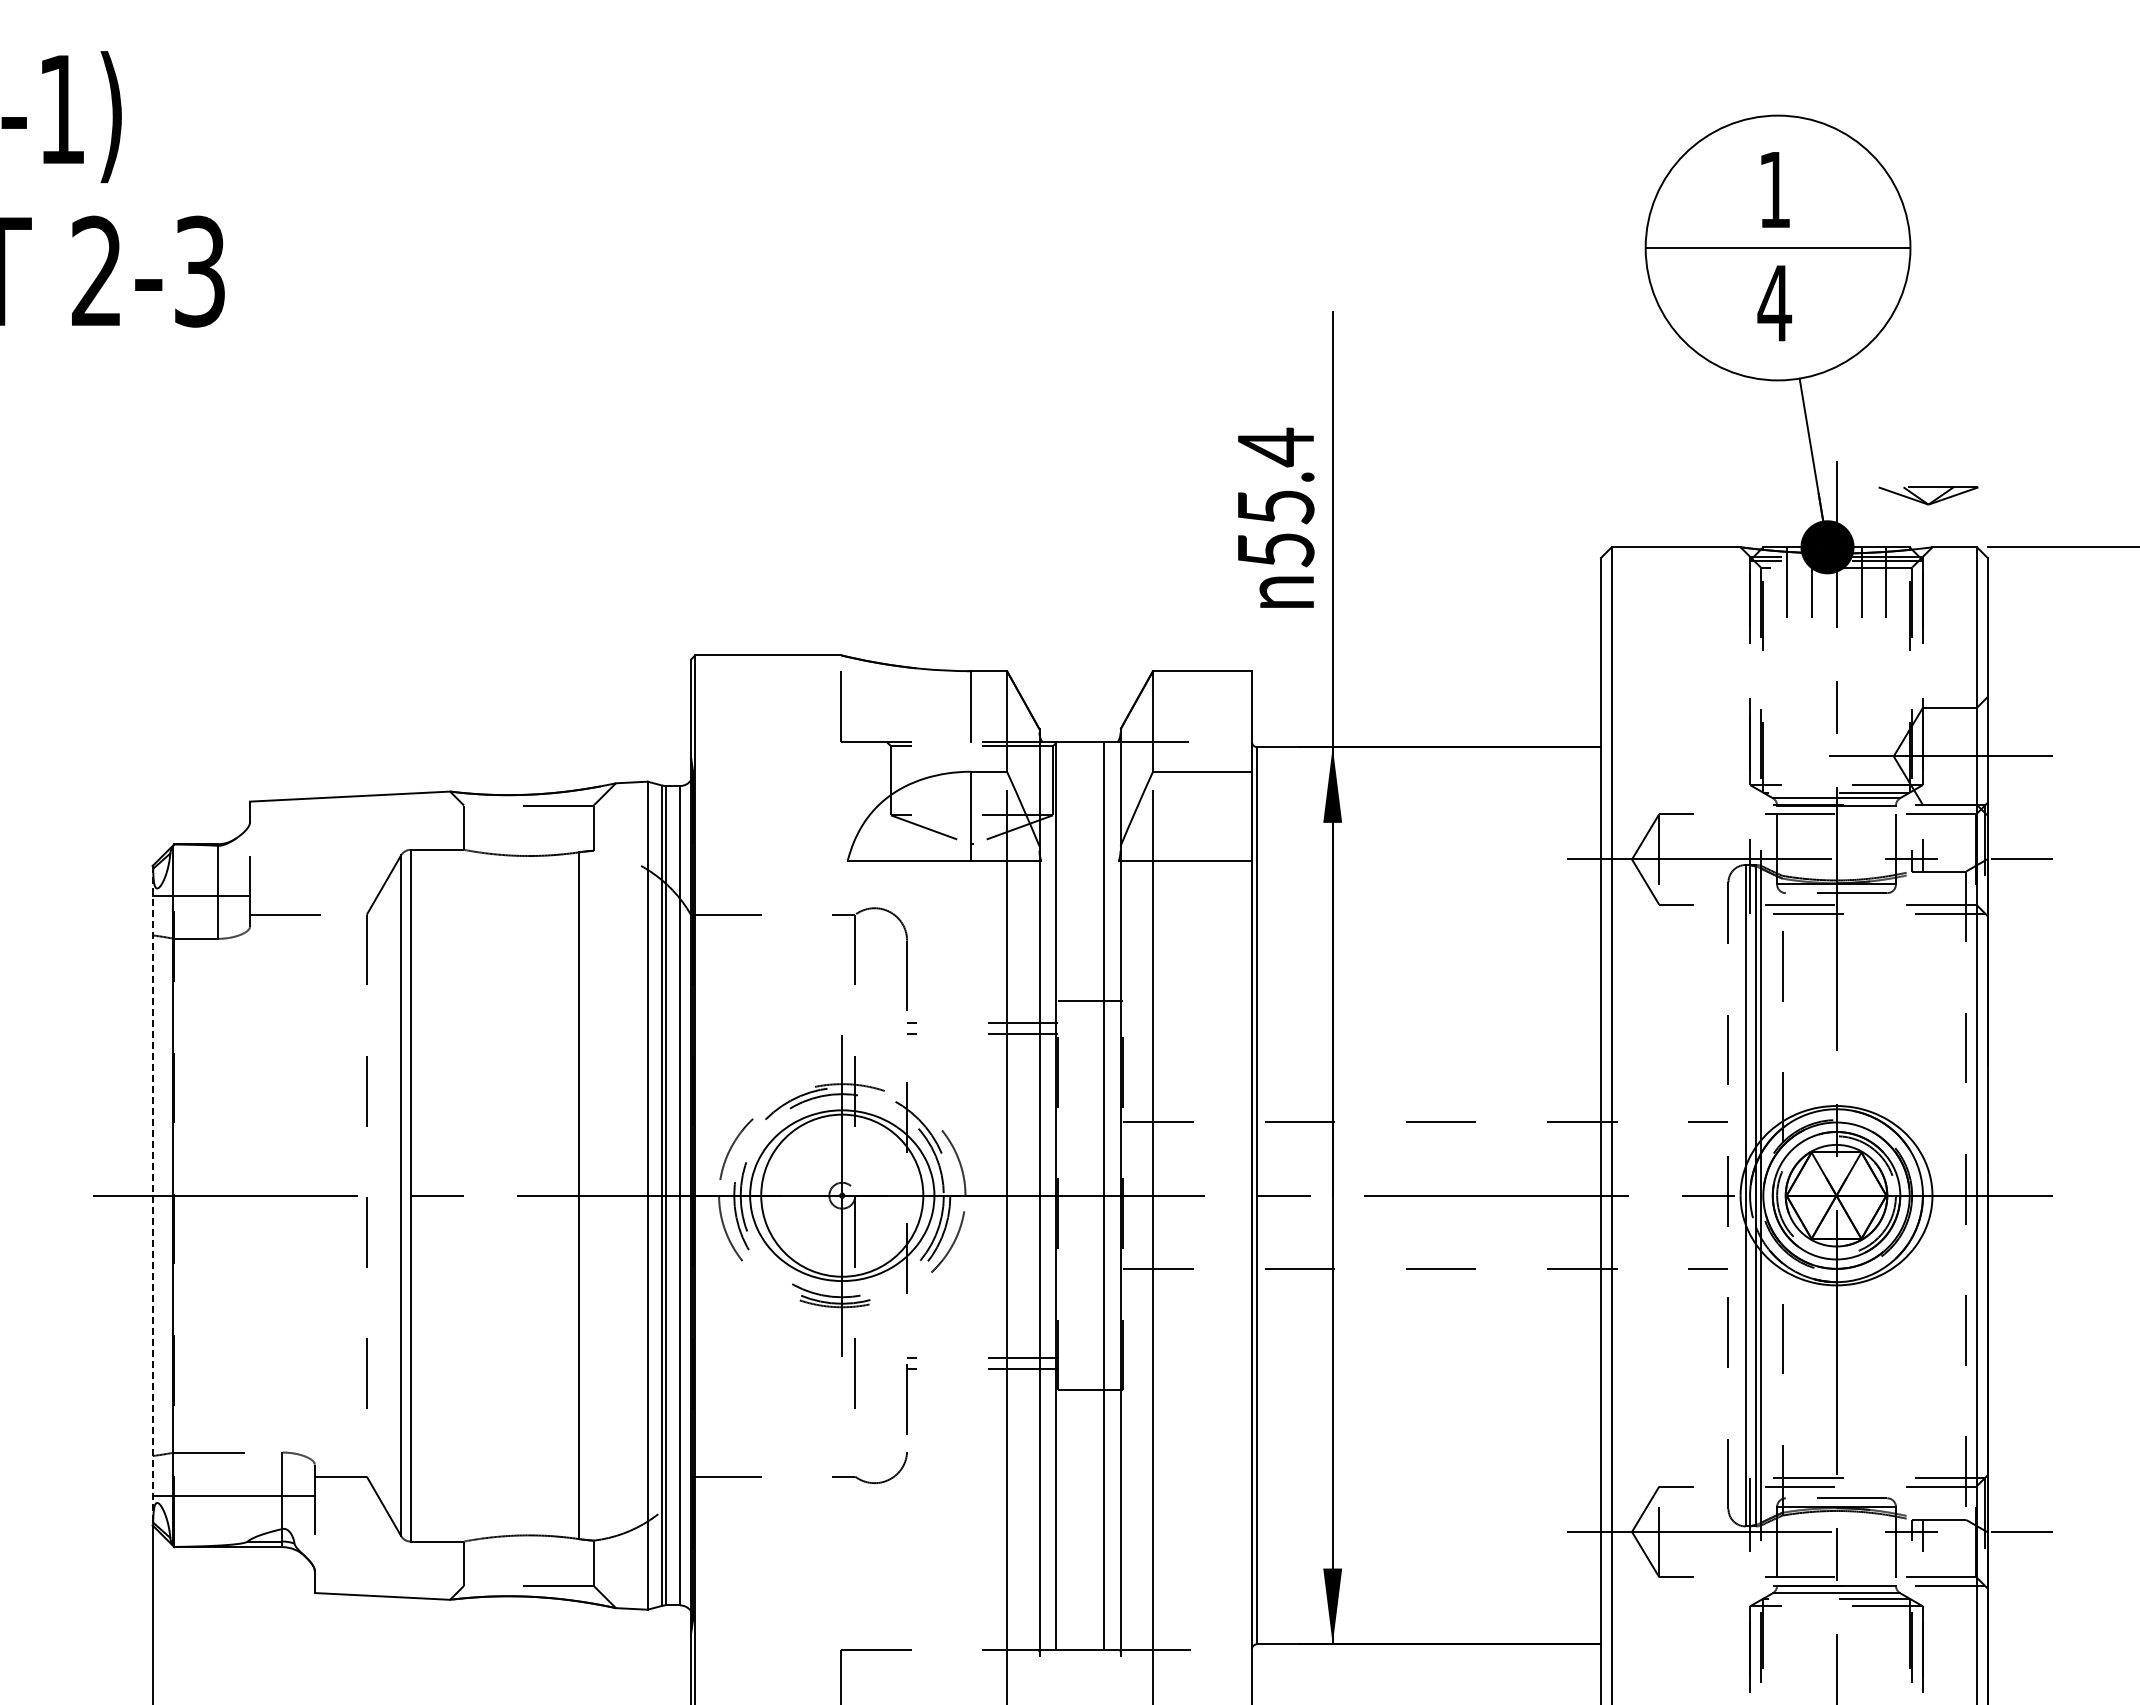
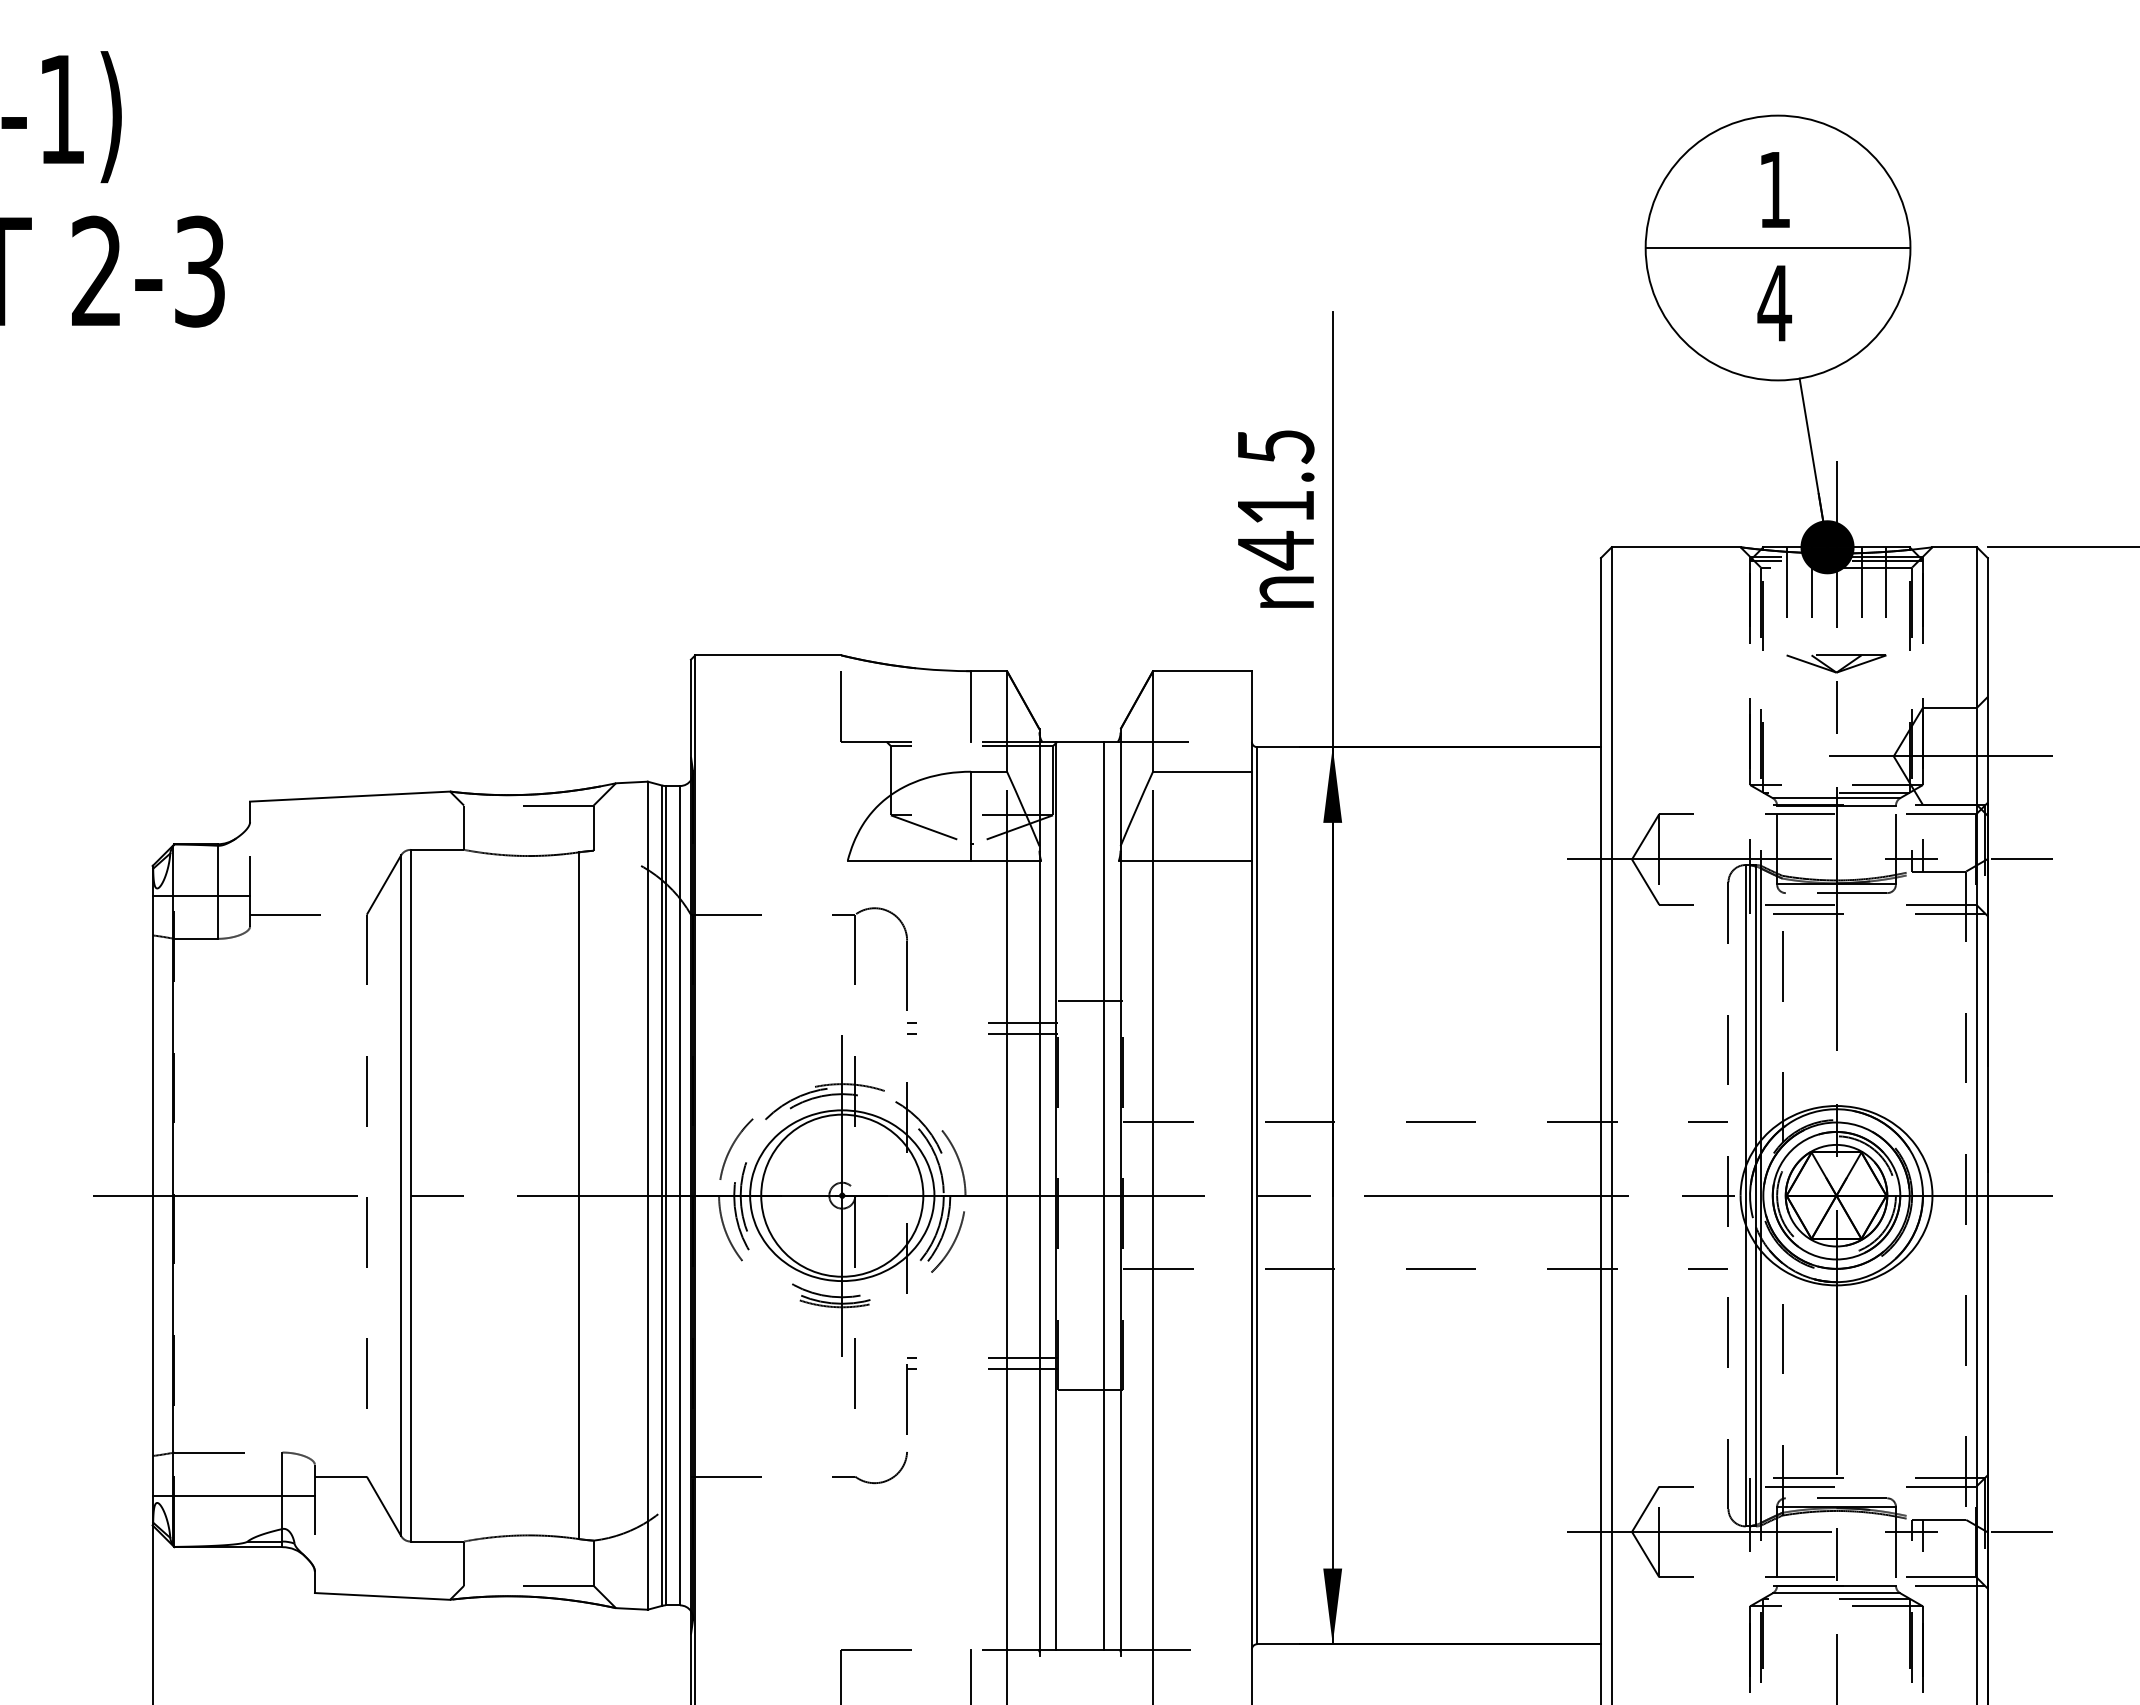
part position: (1928, 495) -> (1836, 663) (1836, 663)
text: 55.4 -> 41.5 (1276, 498)
line: dashed -> solid (152, 1195)
line: none -> present (970, 1675)
